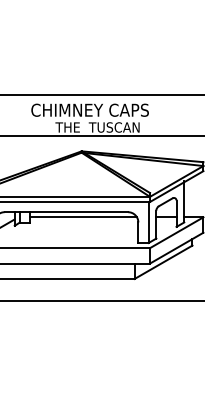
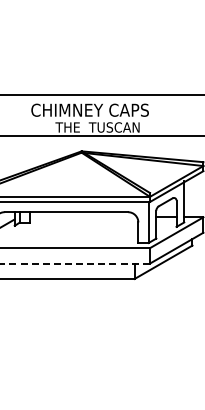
line: present -> none (82, 217)
line: solid -> dashed (75, 263)
line: present -> none (101, 300)
